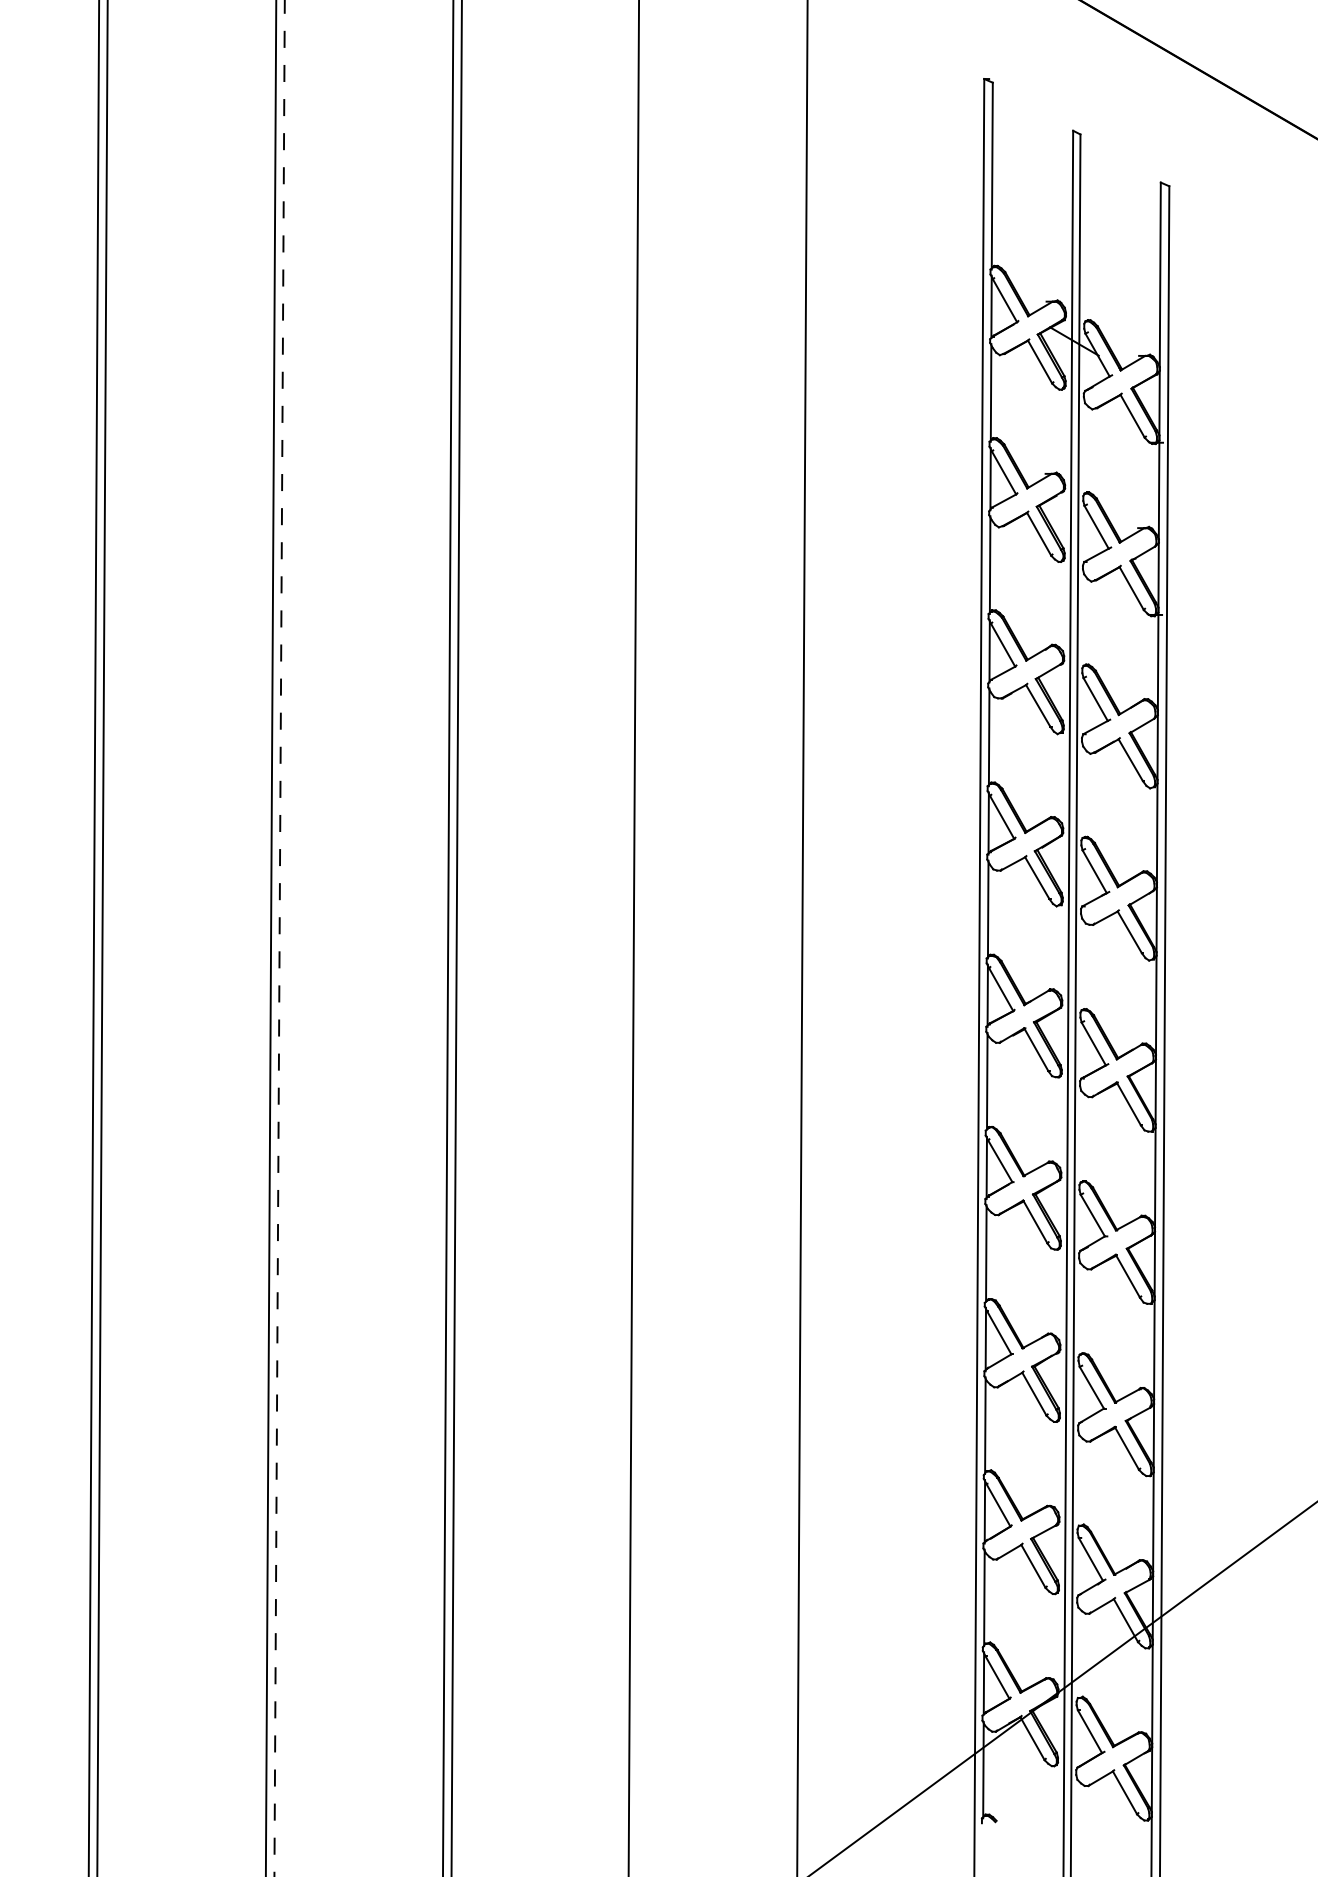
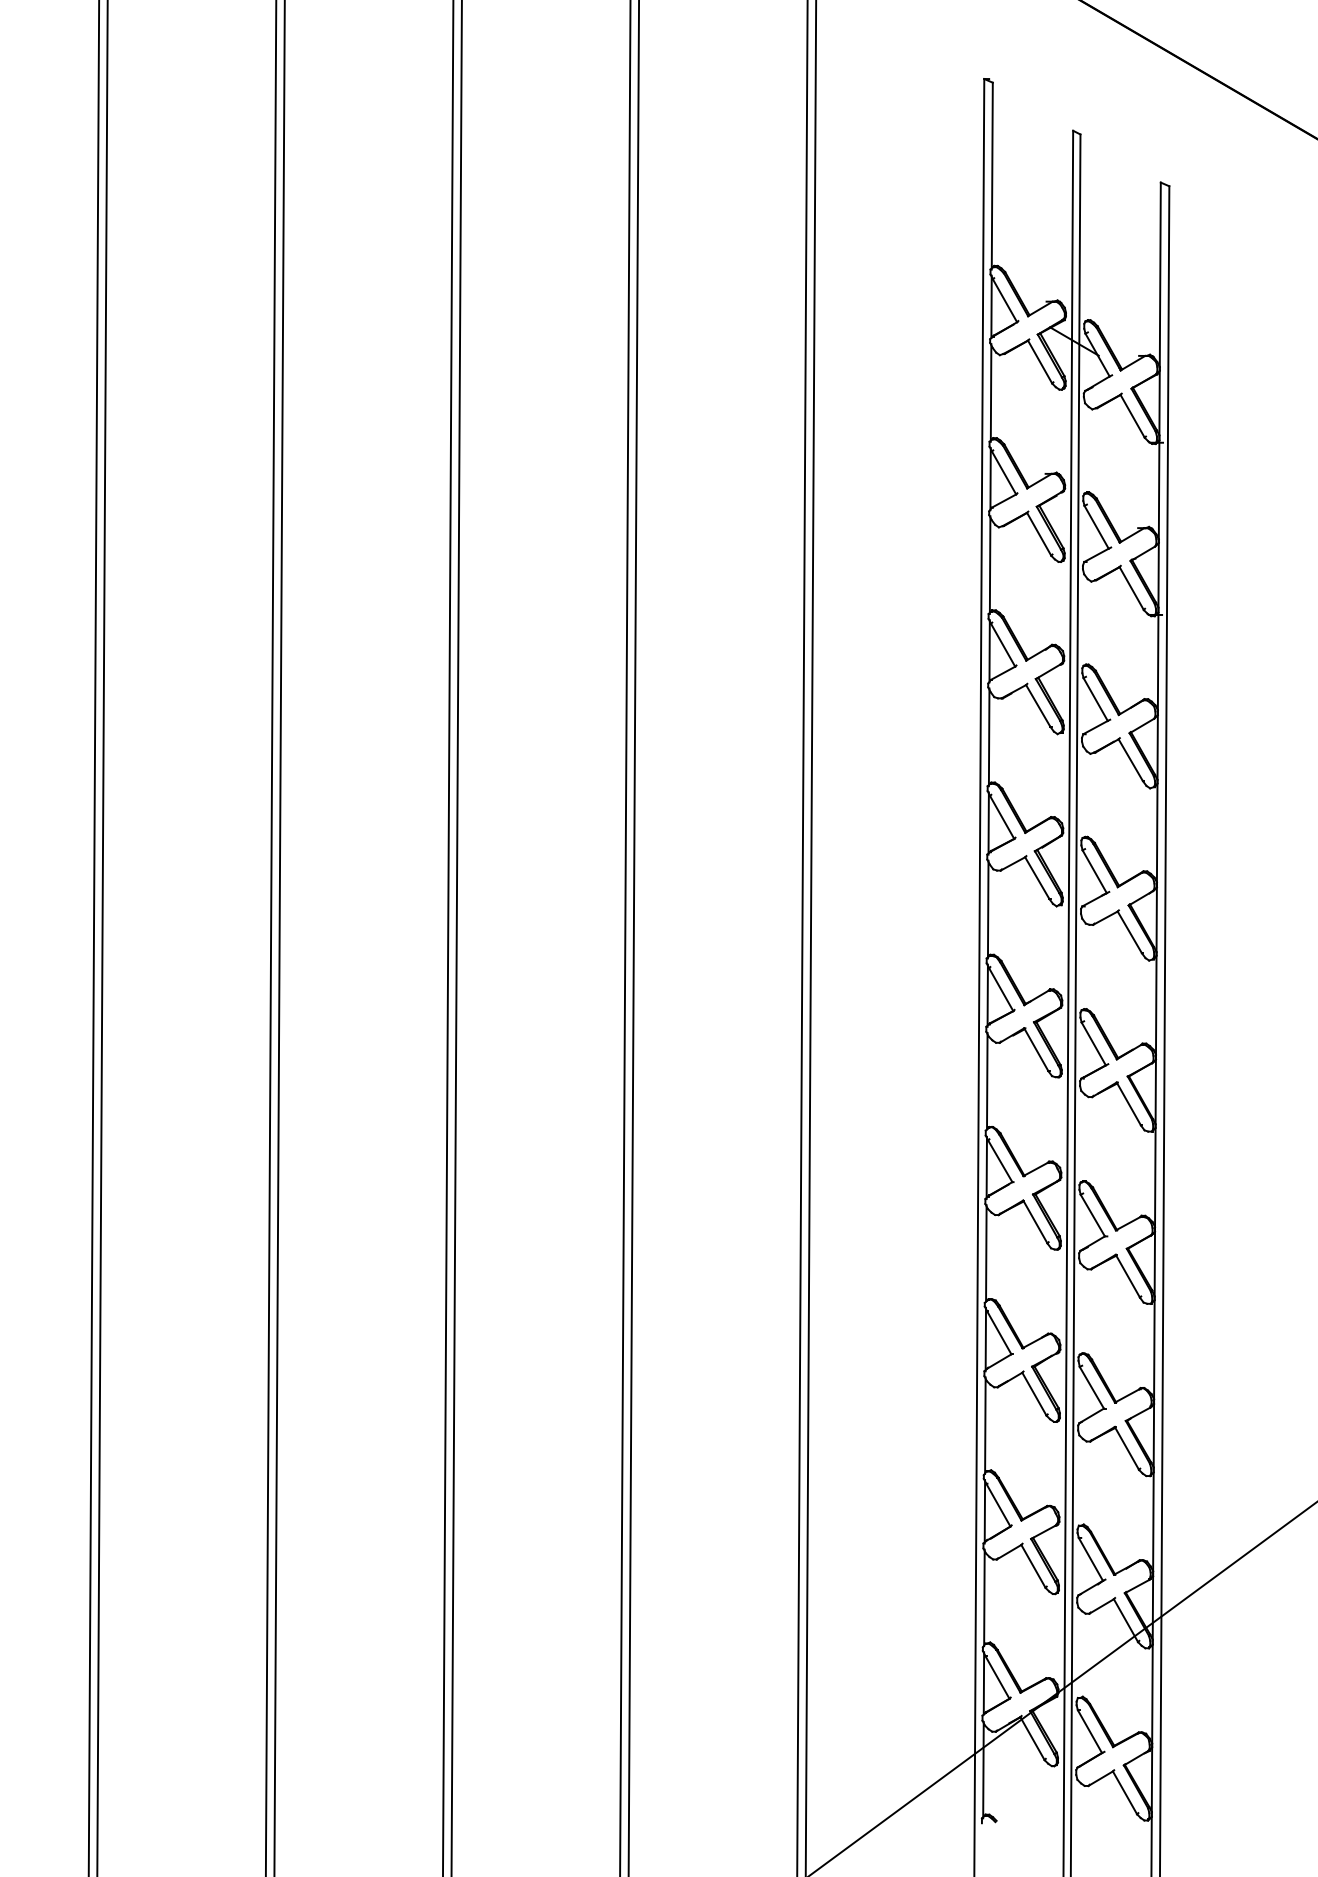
line: none -> present (625, 937)
line: none -> present (810, 937)
line: dashed -> solid (279, 938)
